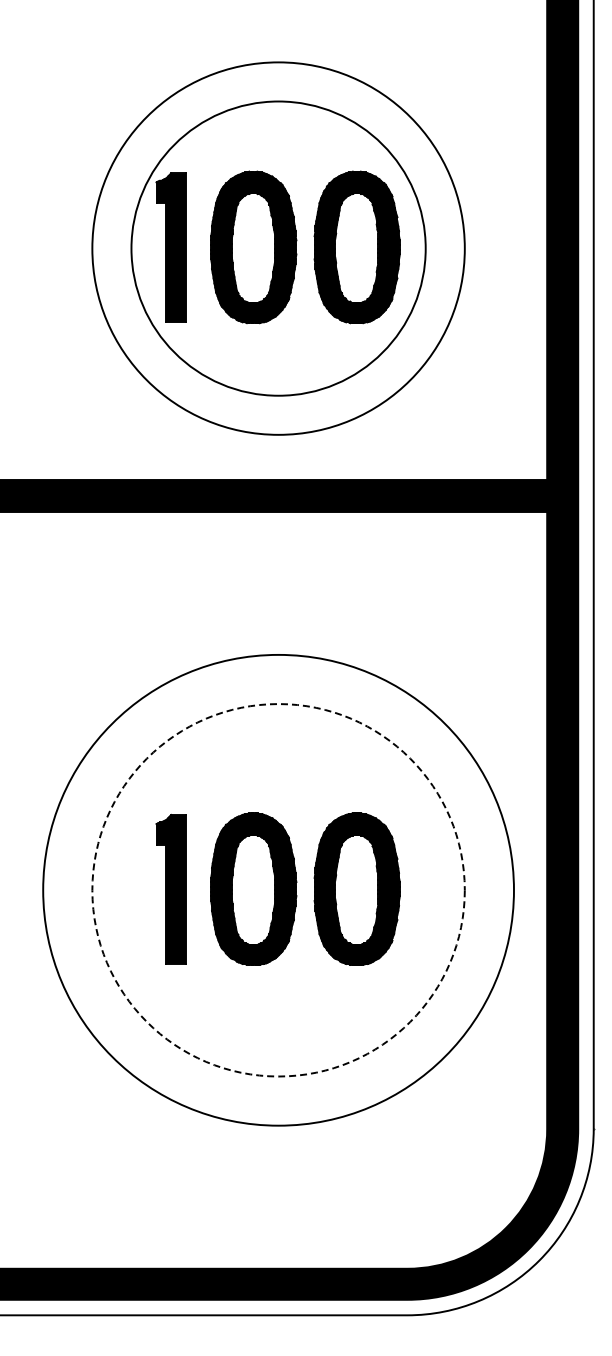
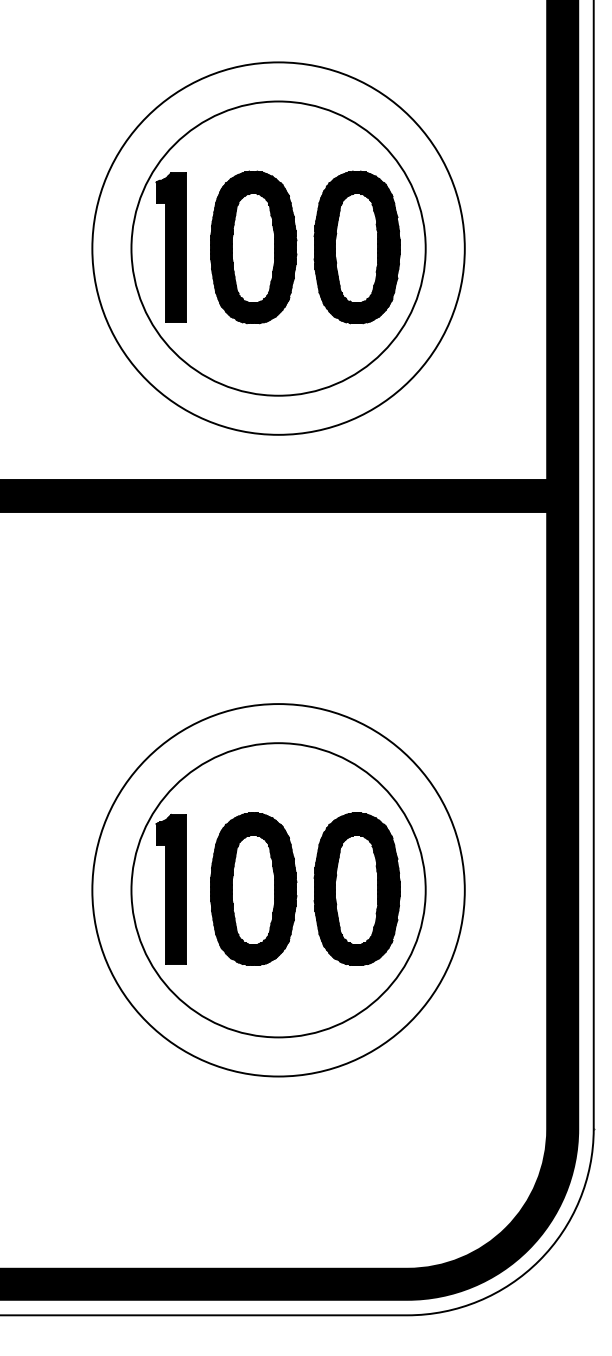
circle diameter: 471 px -> 294 px (278, 890)
circle: dashed -> solid (278, 890)
